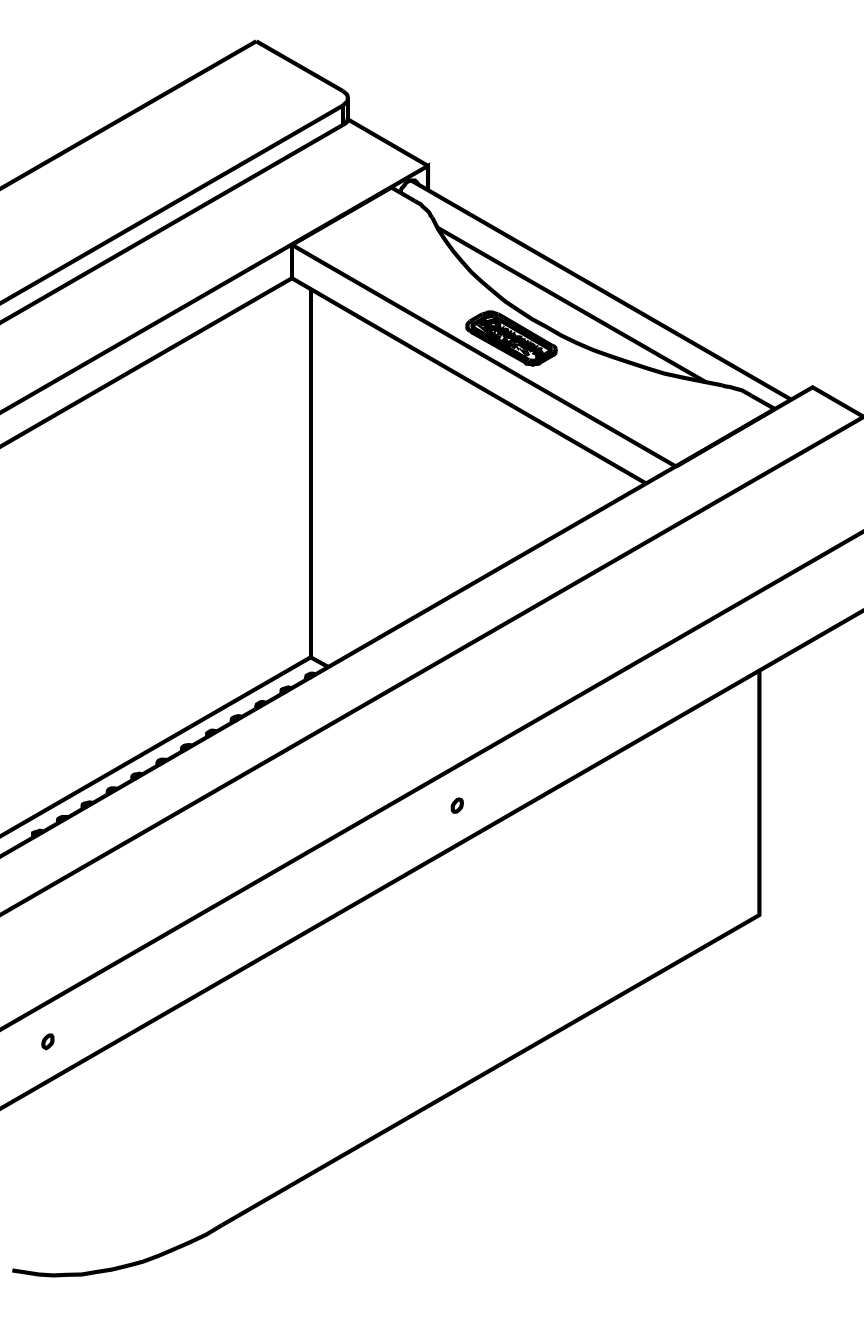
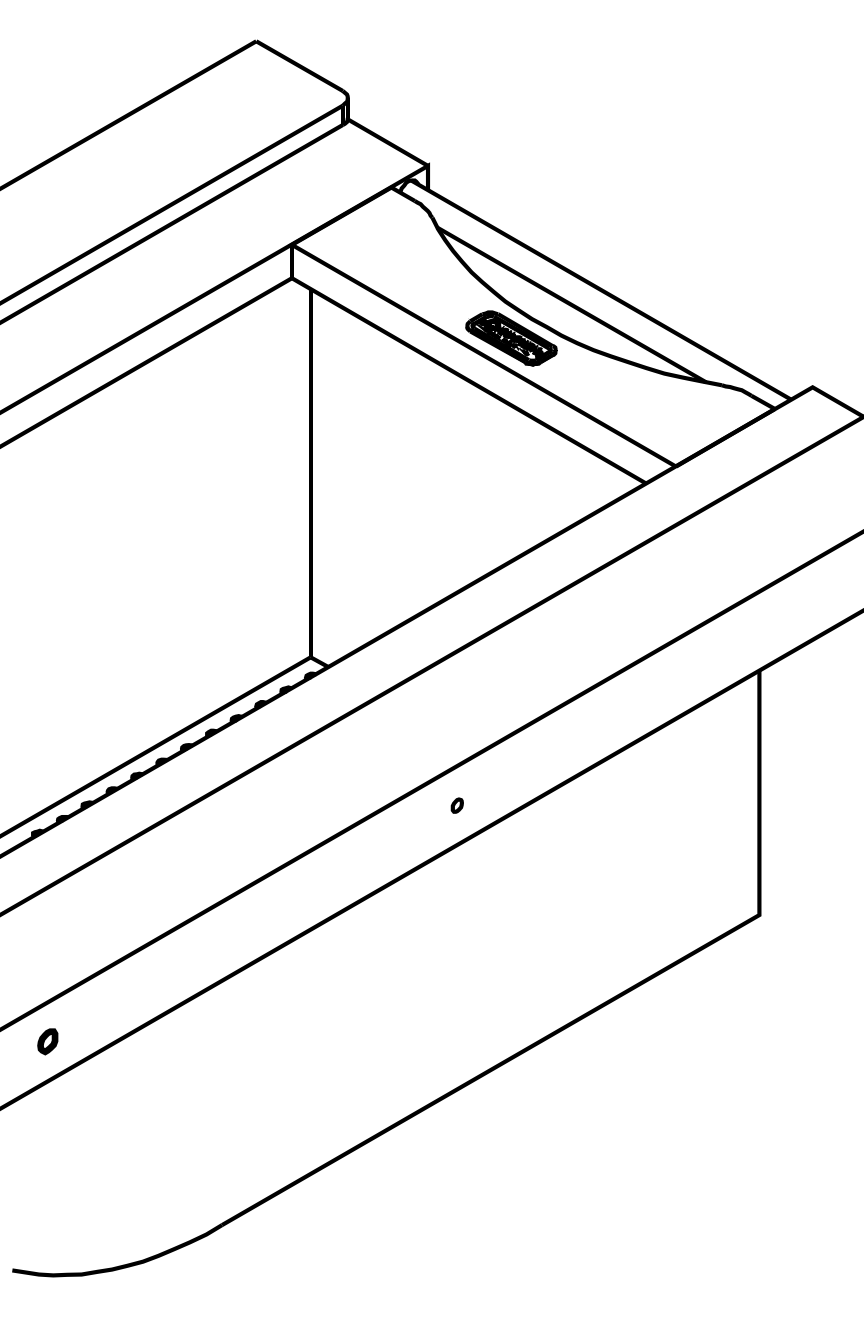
part size: 14x18 px -> 22x28 px (47, 1041)
